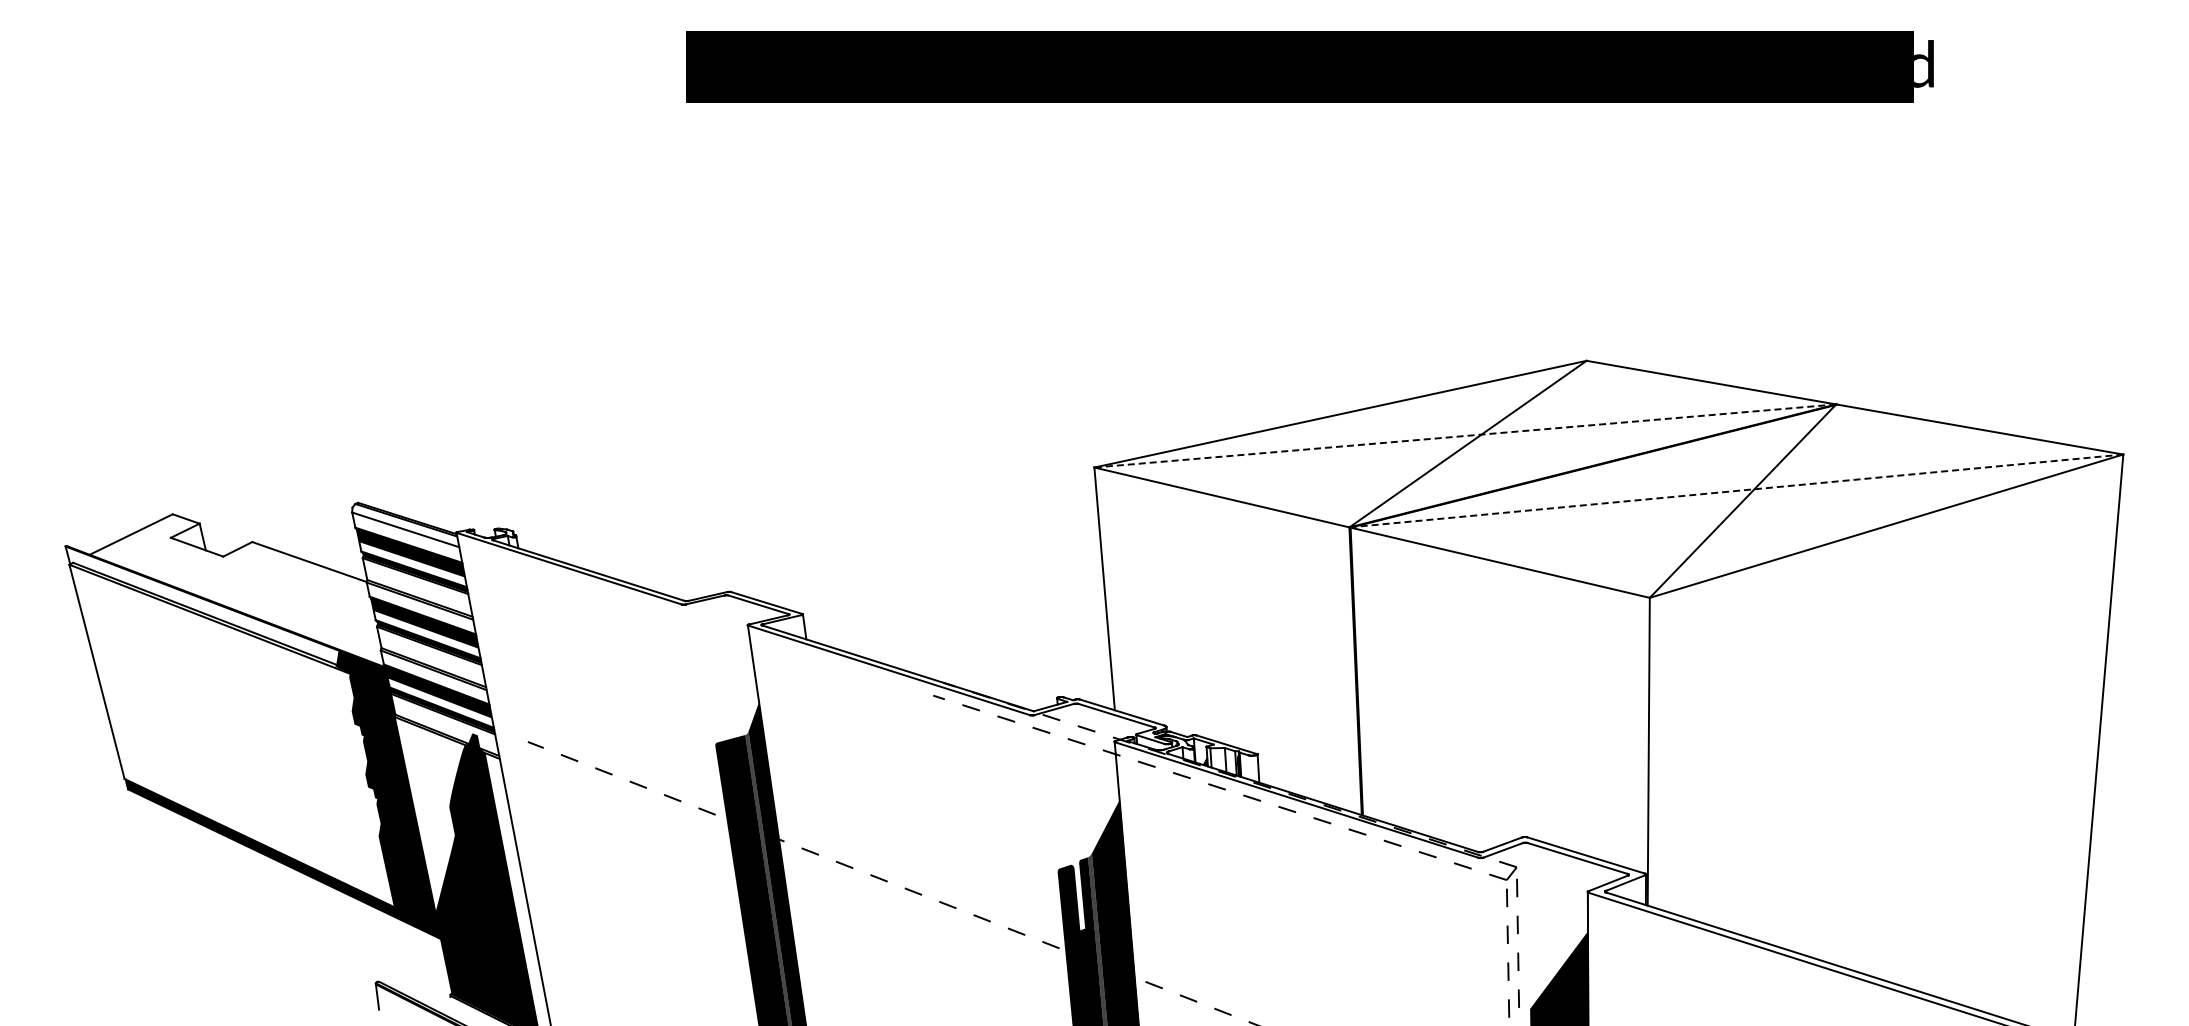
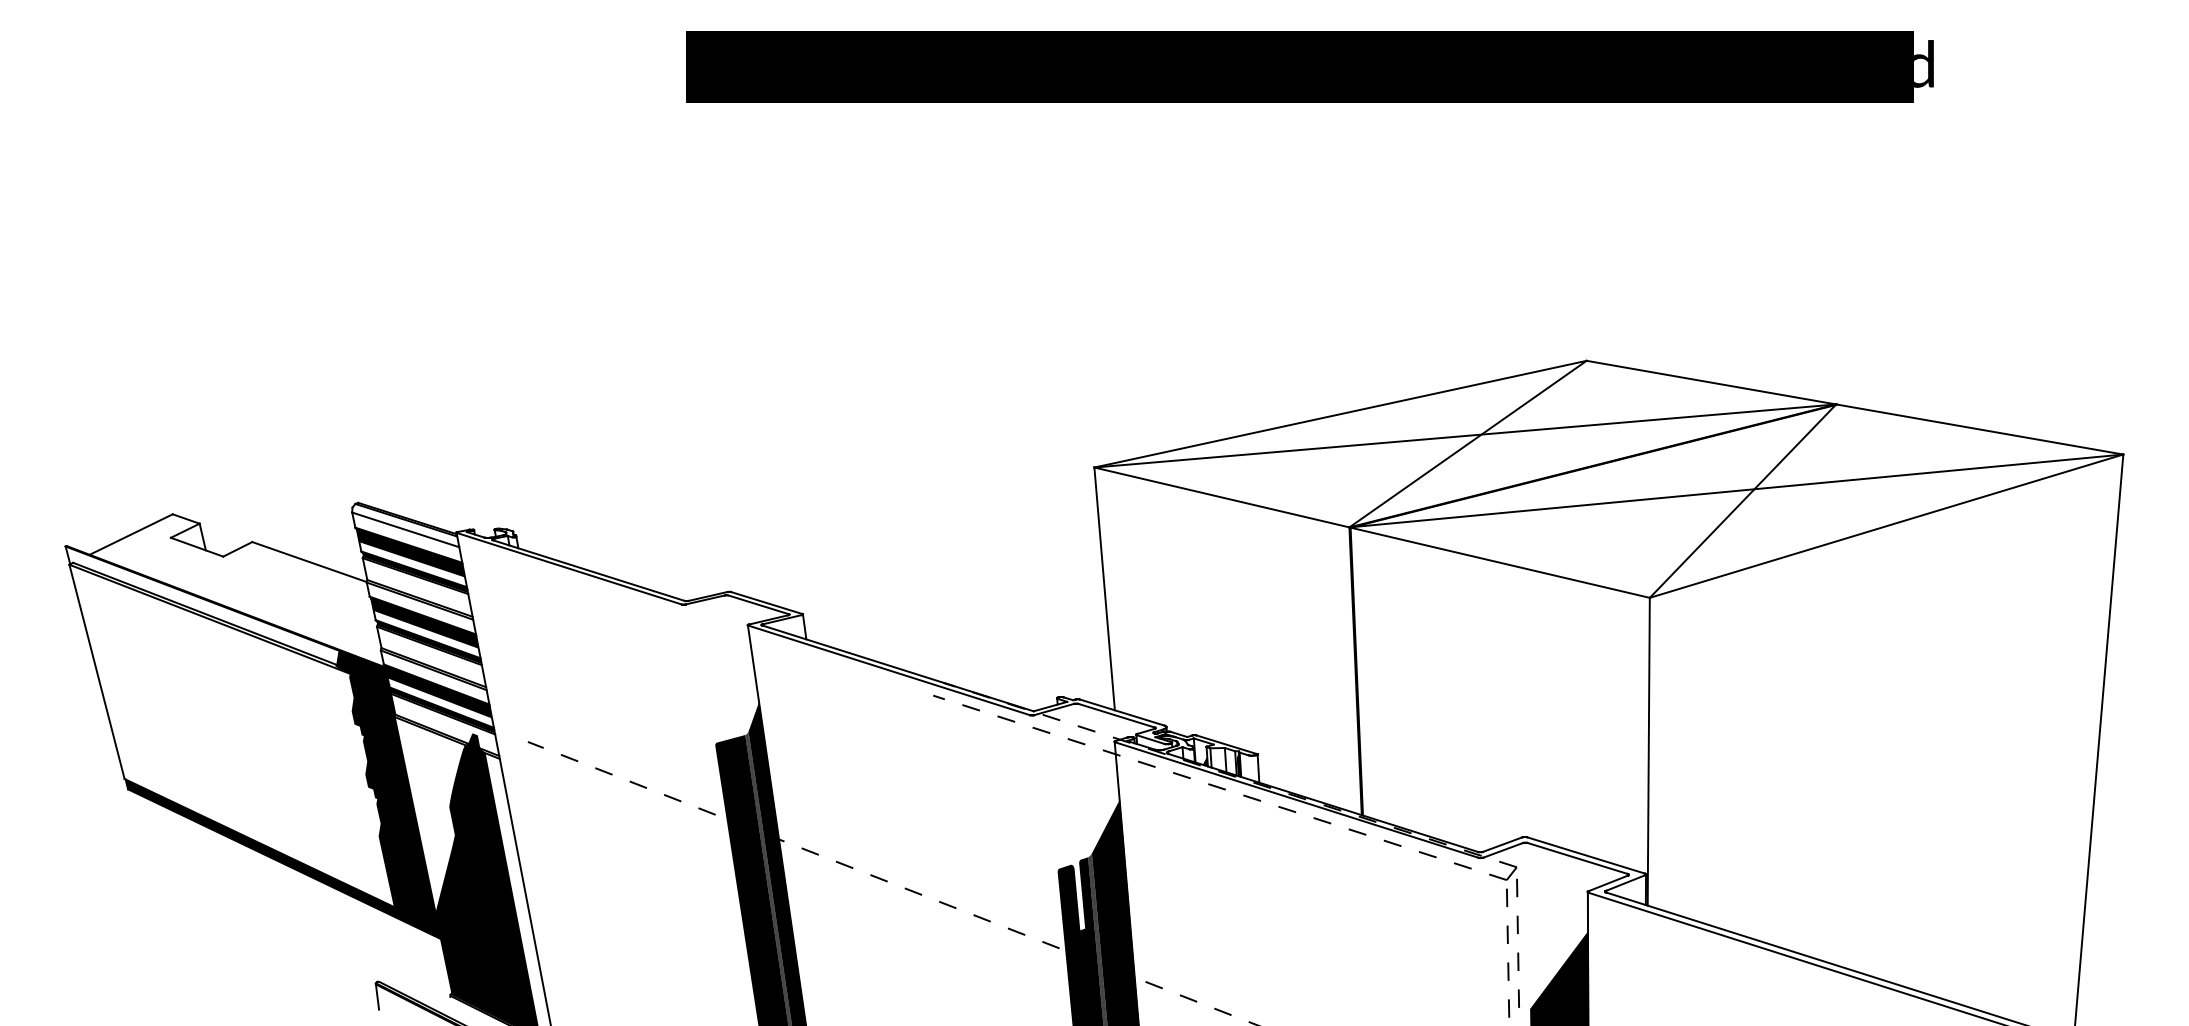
line: dashed -> solid (1464, 436)
line: dashed -> solid (1736, 490)
